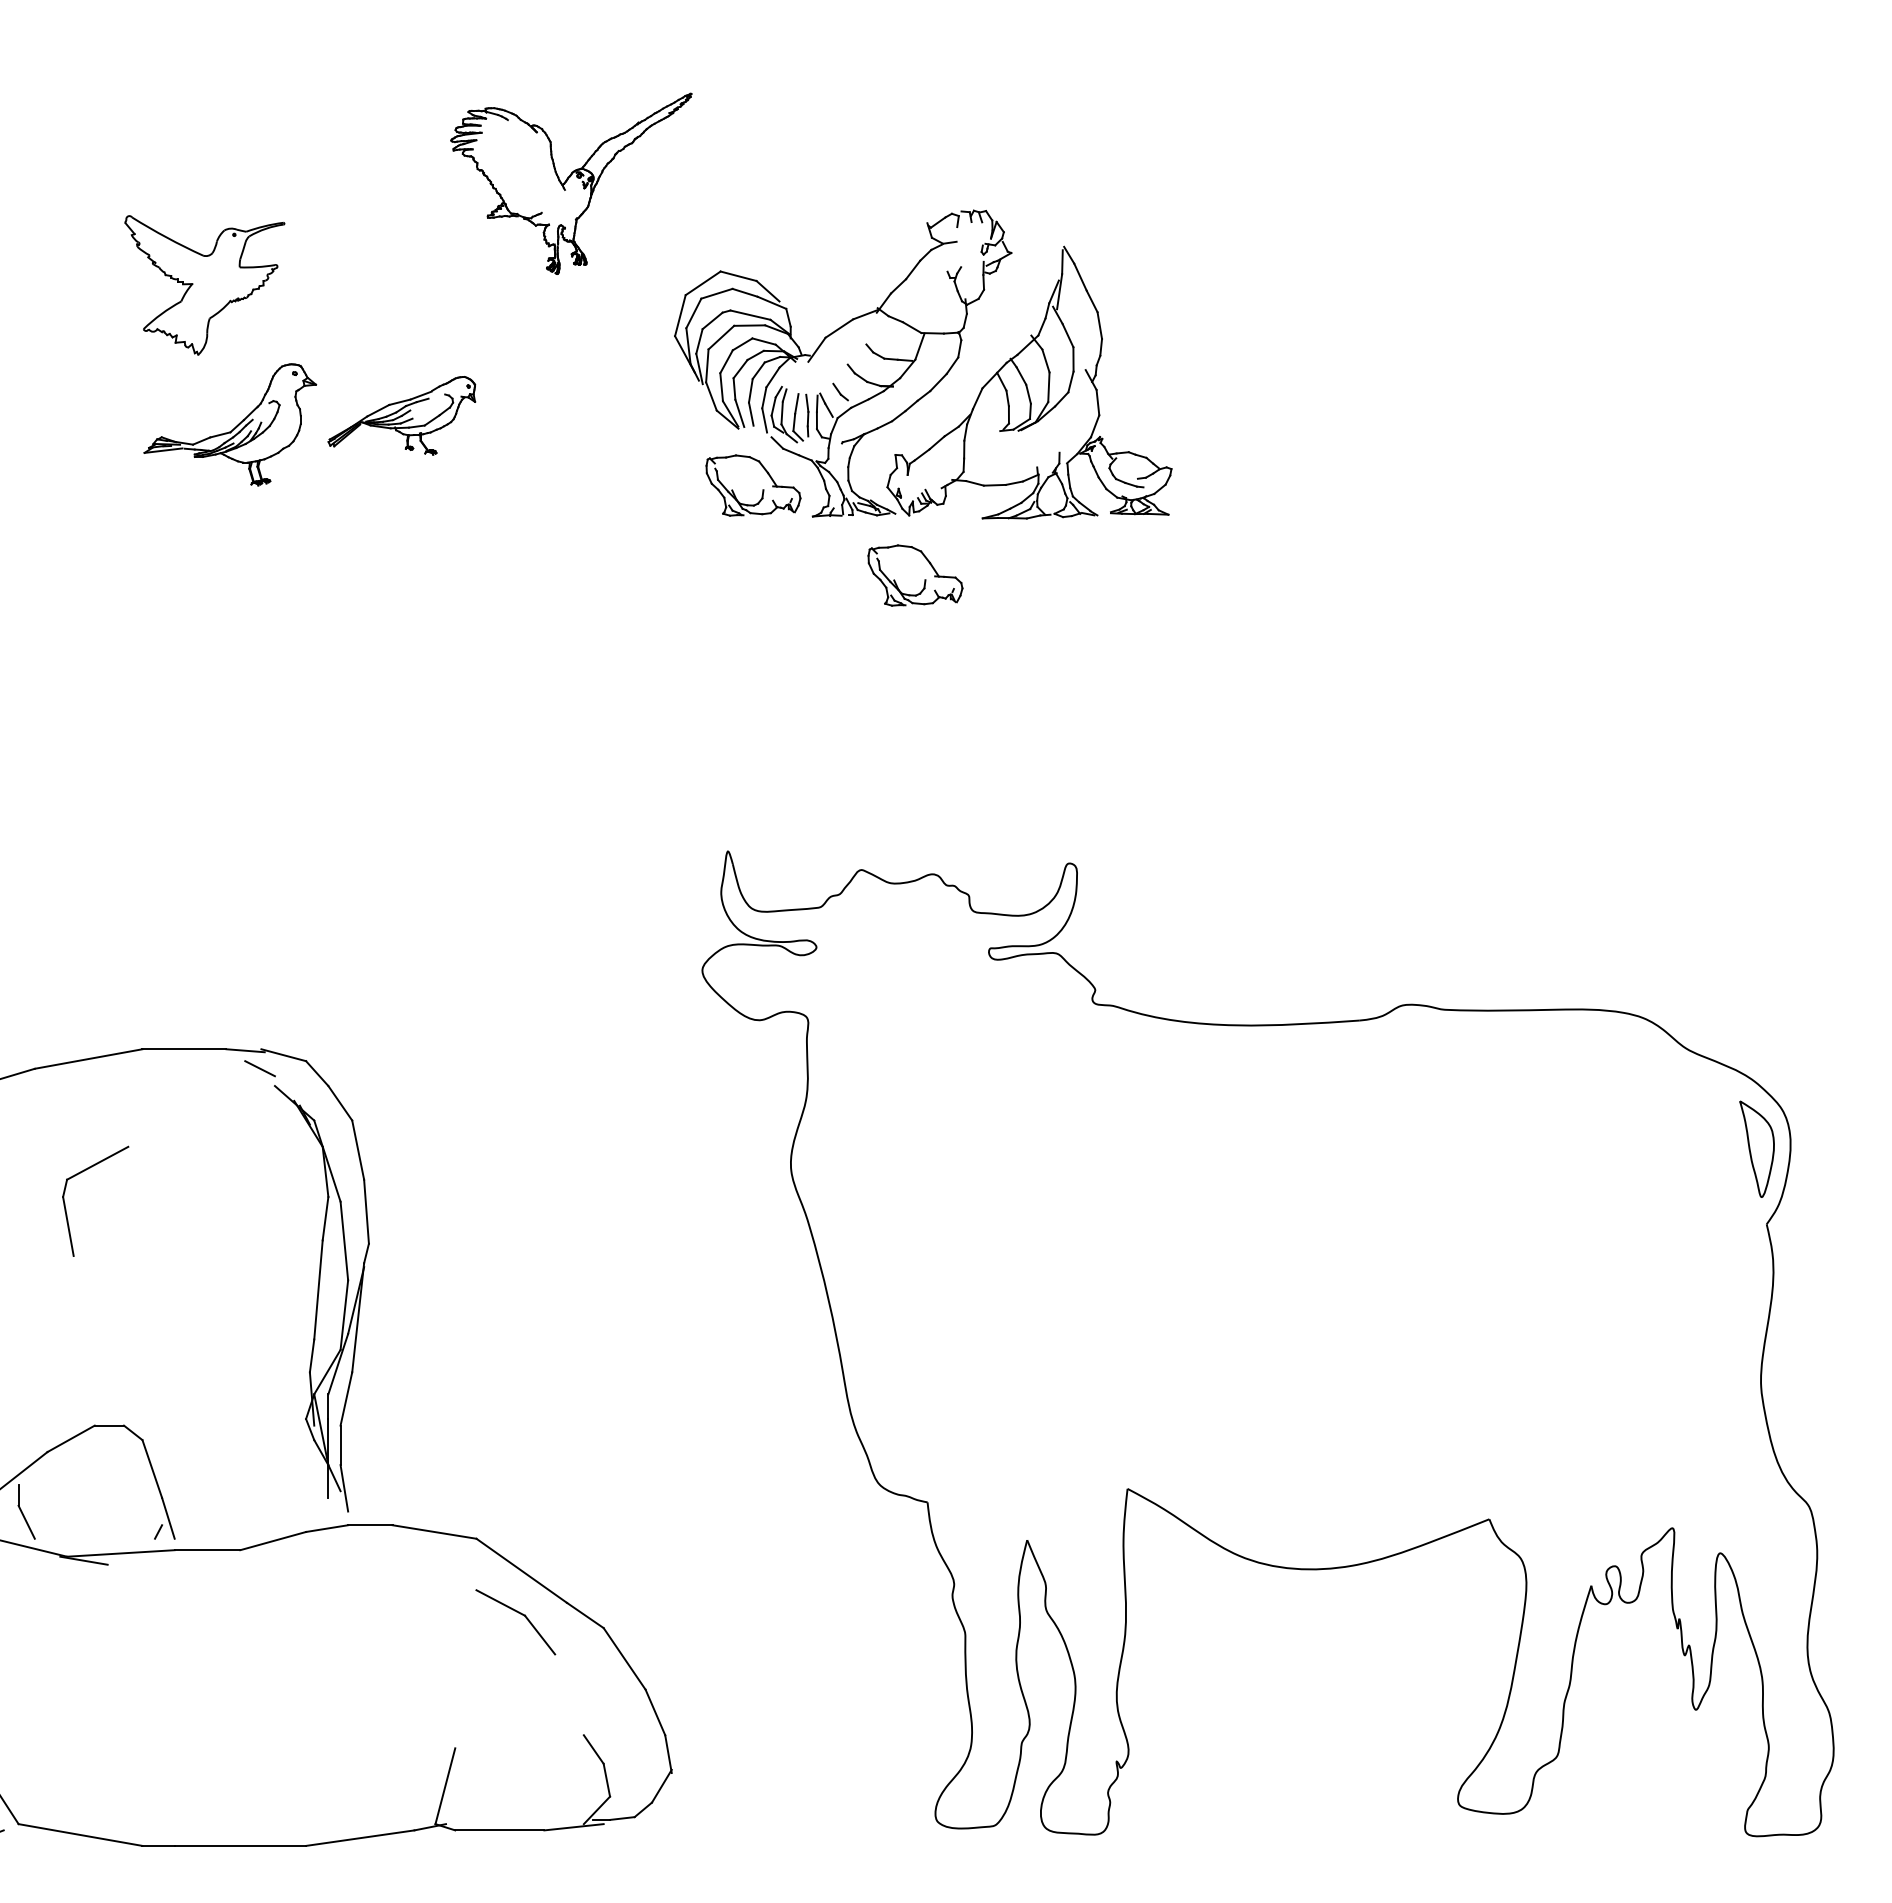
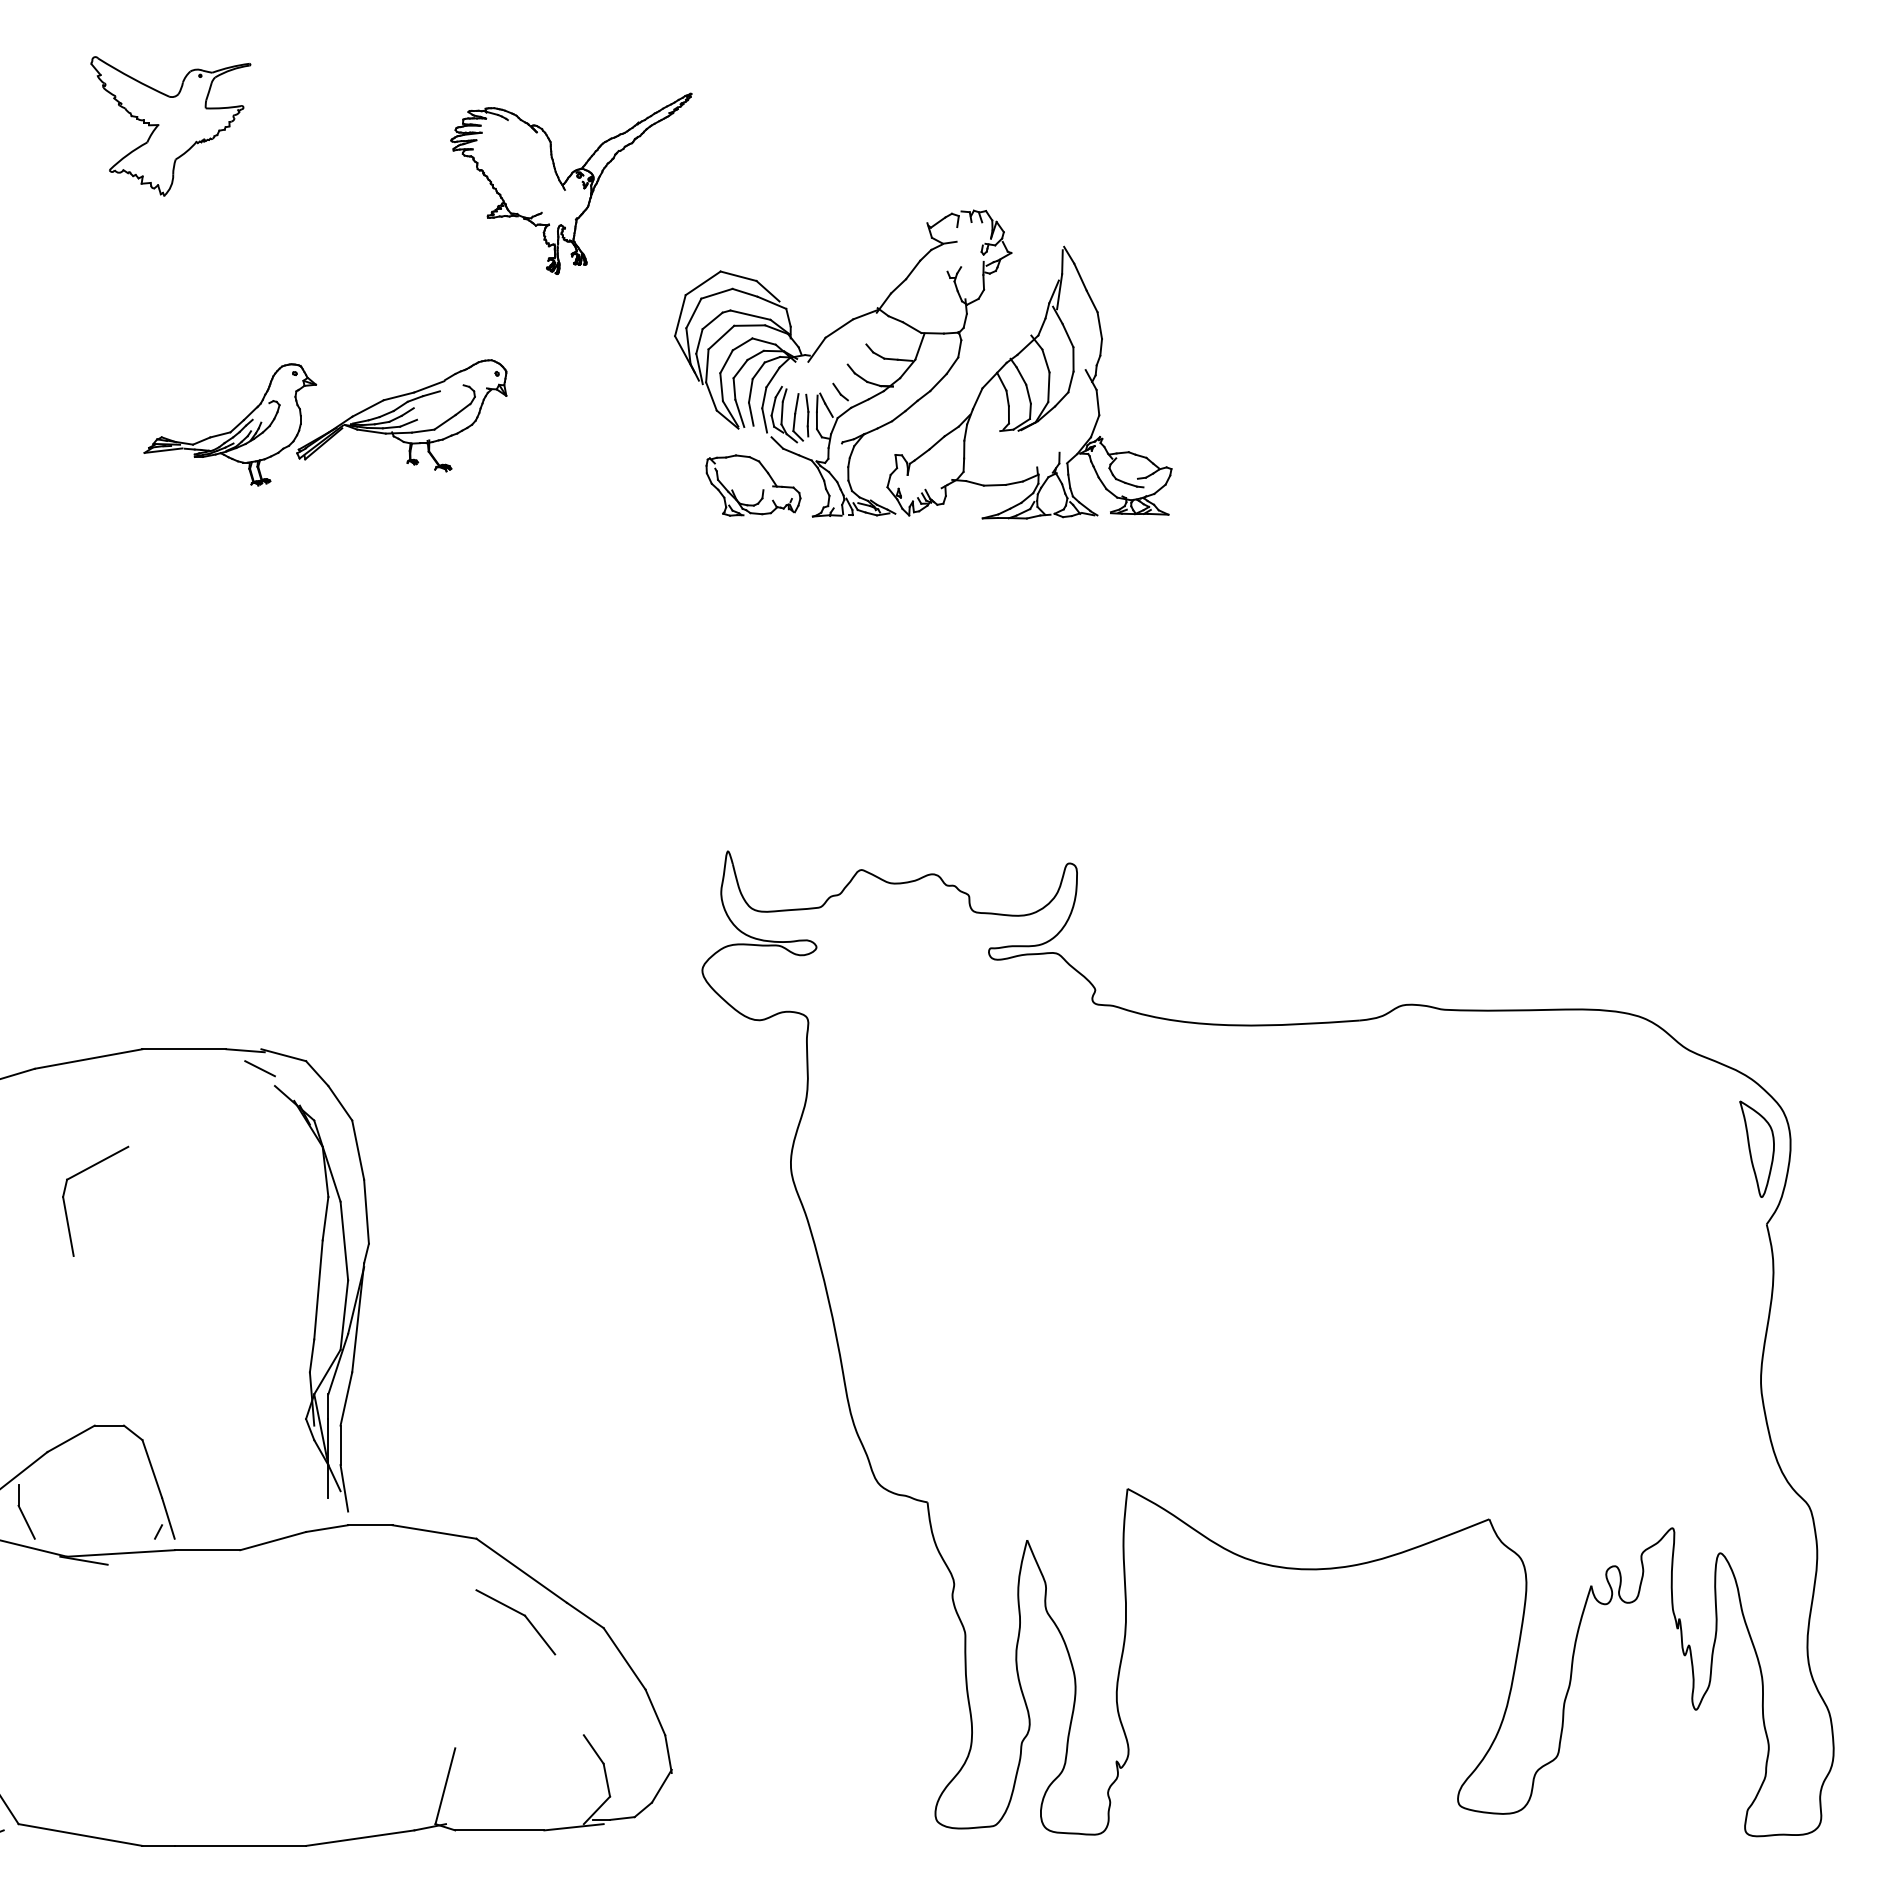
part position: (204, 285) -> (170, 126) (170, 126)
part size: 150x80 px -> 212x114 px (401, 415)
part: present -> none (924, 579)
